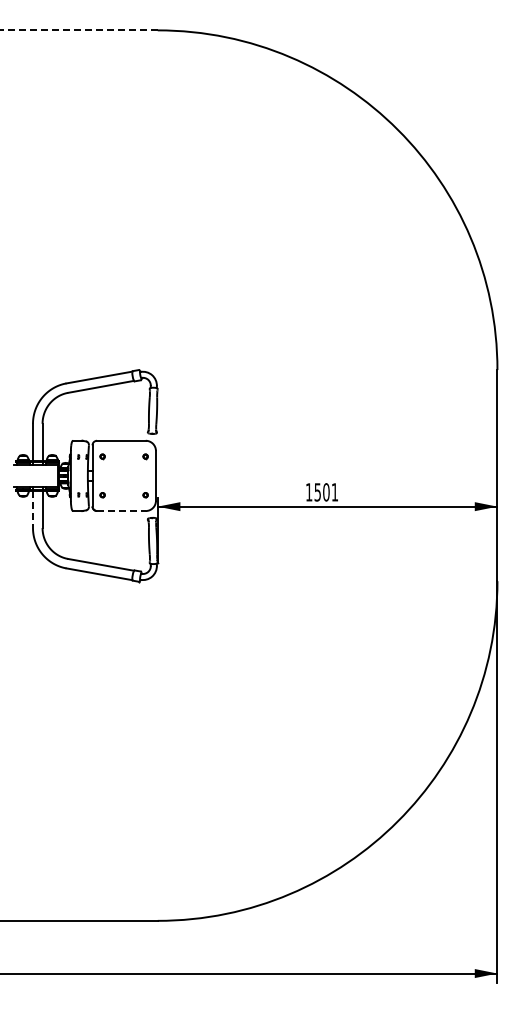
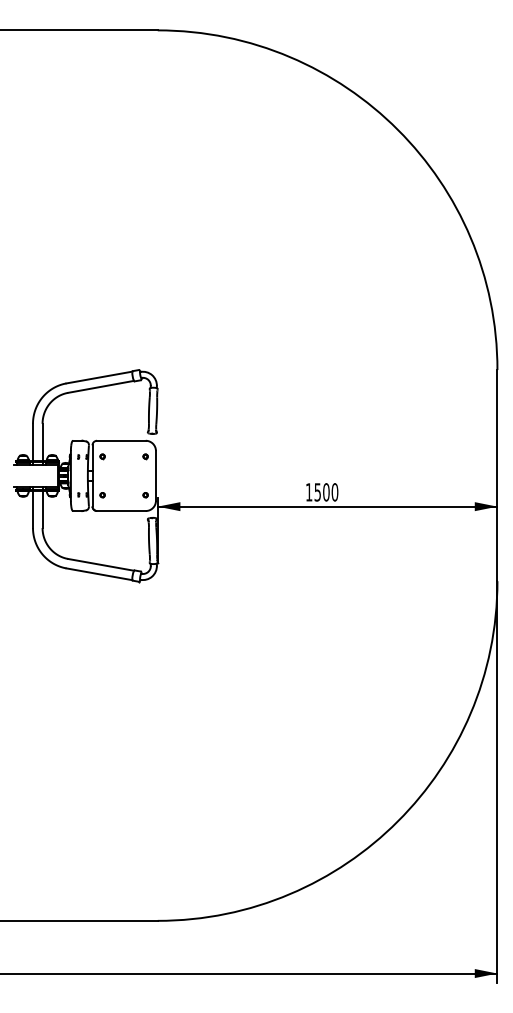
line: dashed -> solid (78, 30)
text: 1501 -> 1500 (334, 492)
line: dashed -> solid (32, 510)
line: dashed -> solid (121, 511)
